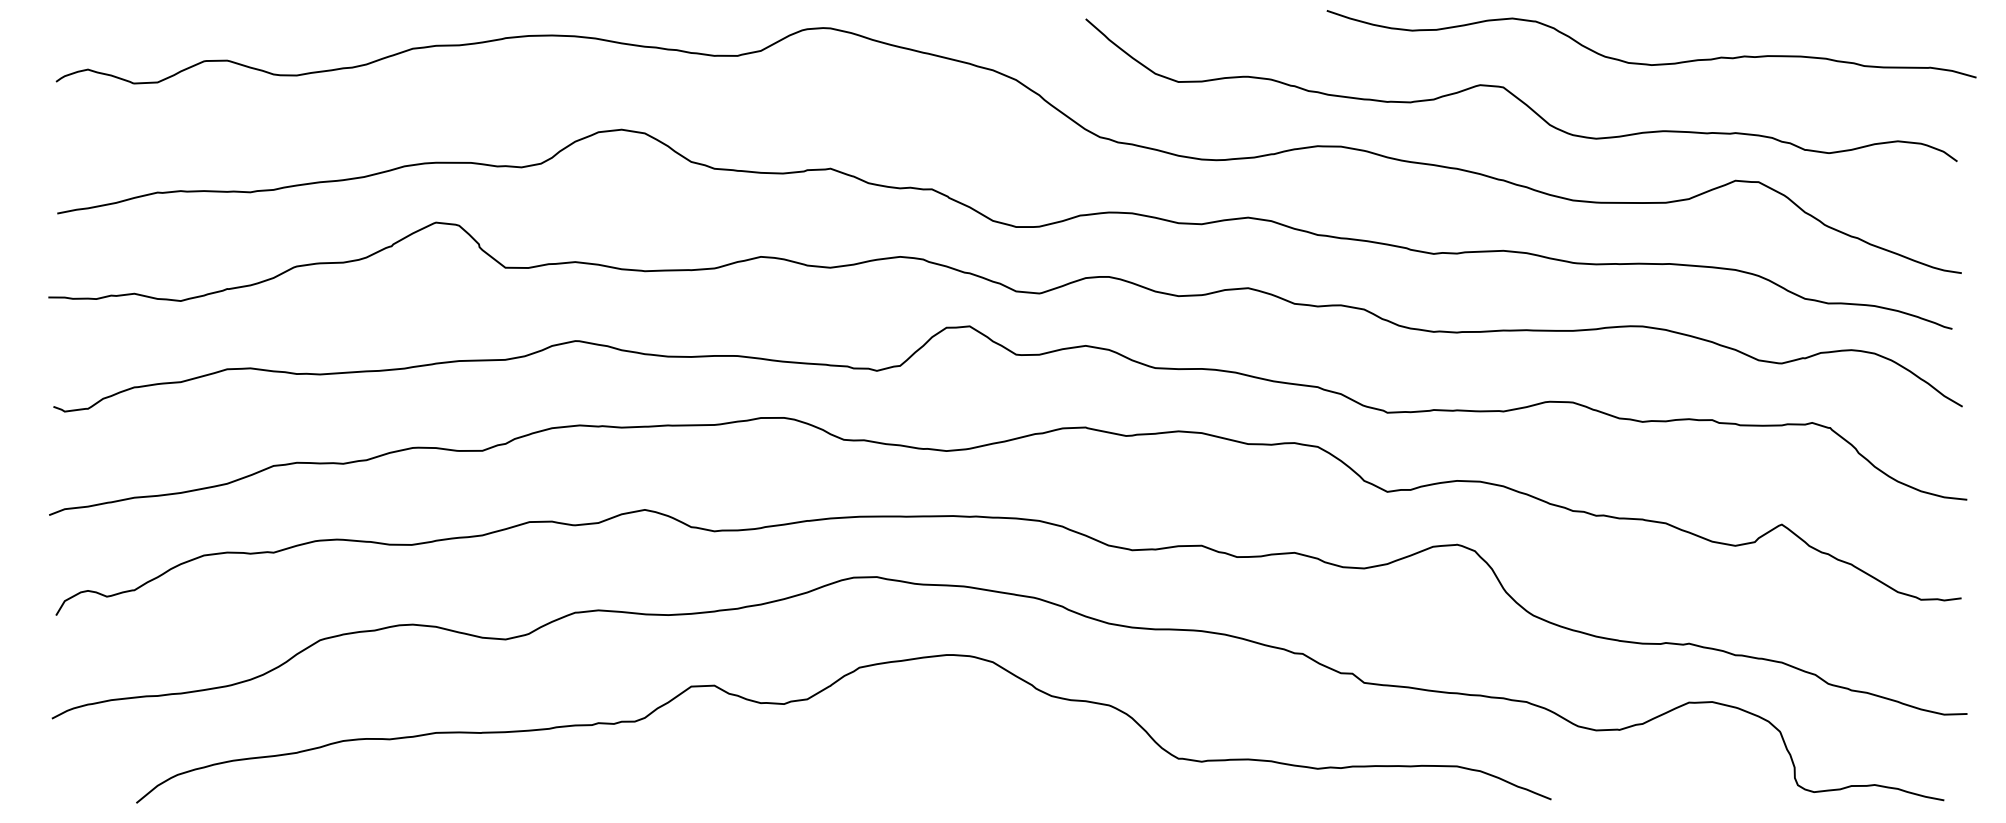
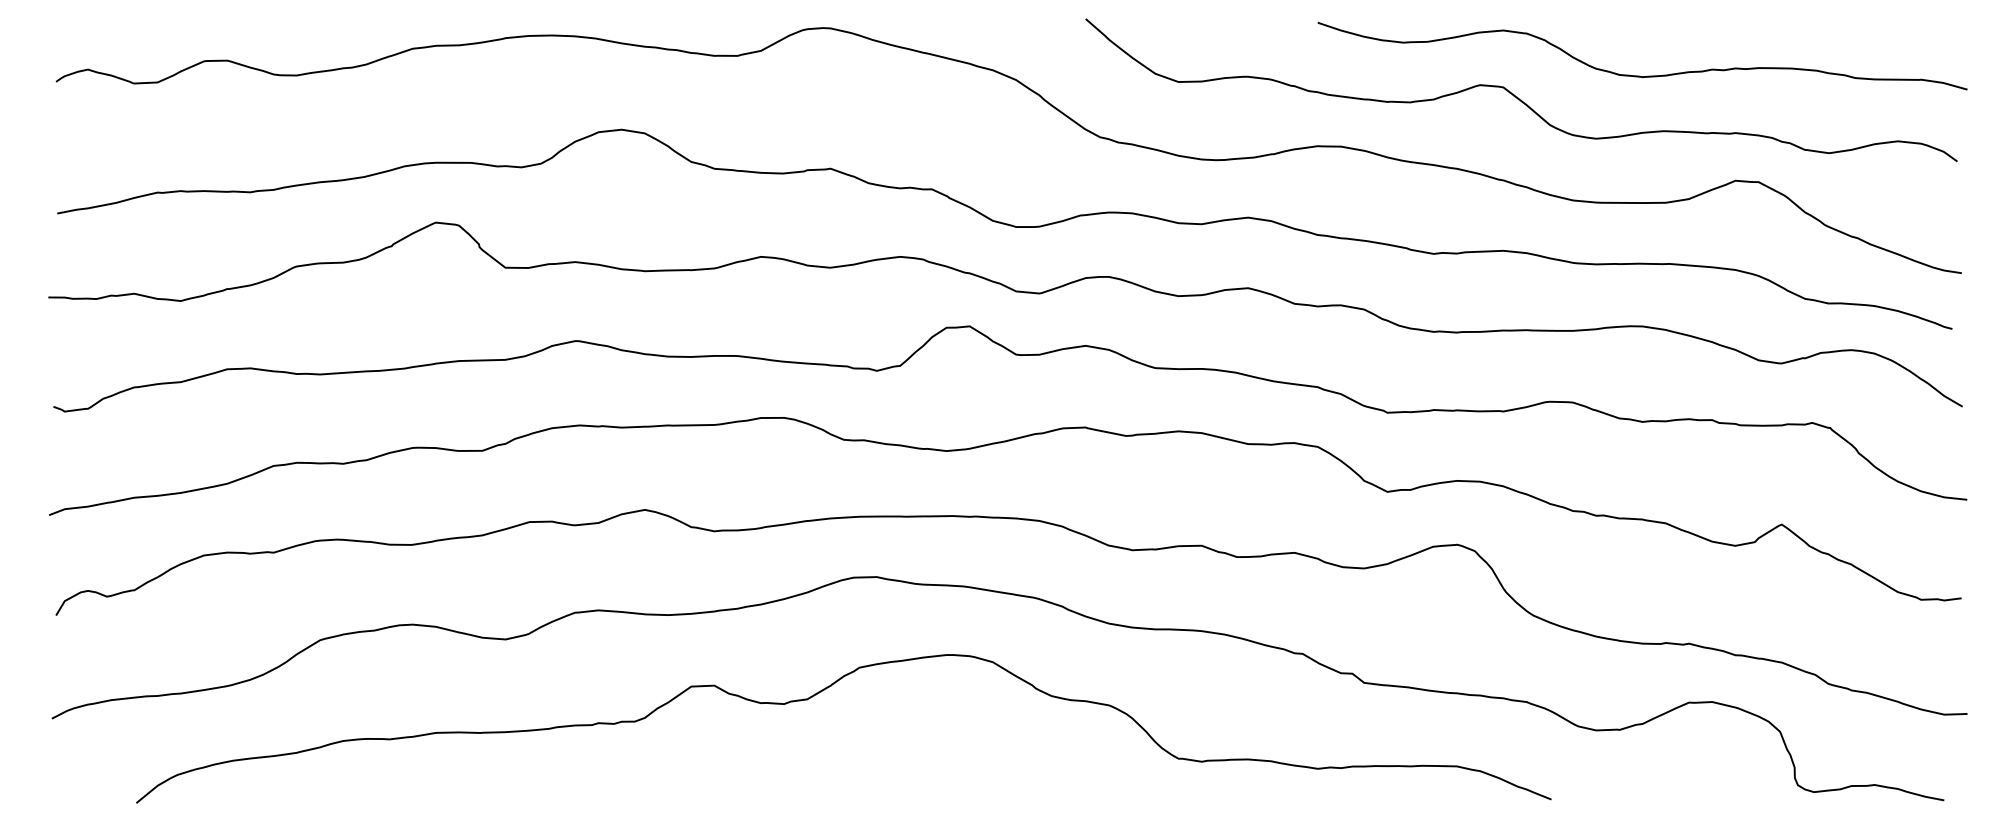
curve position: (1648, 63) -> (1639, 75) (1639, 75)
